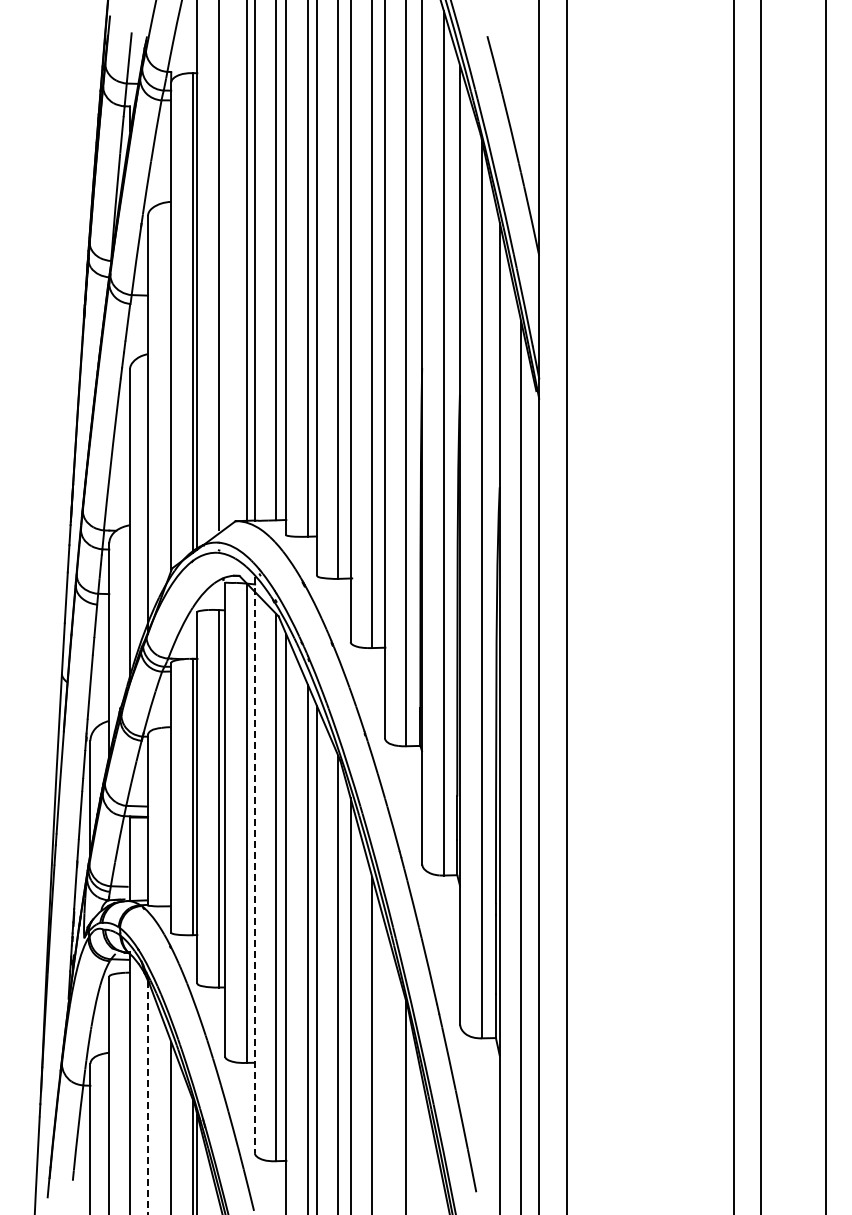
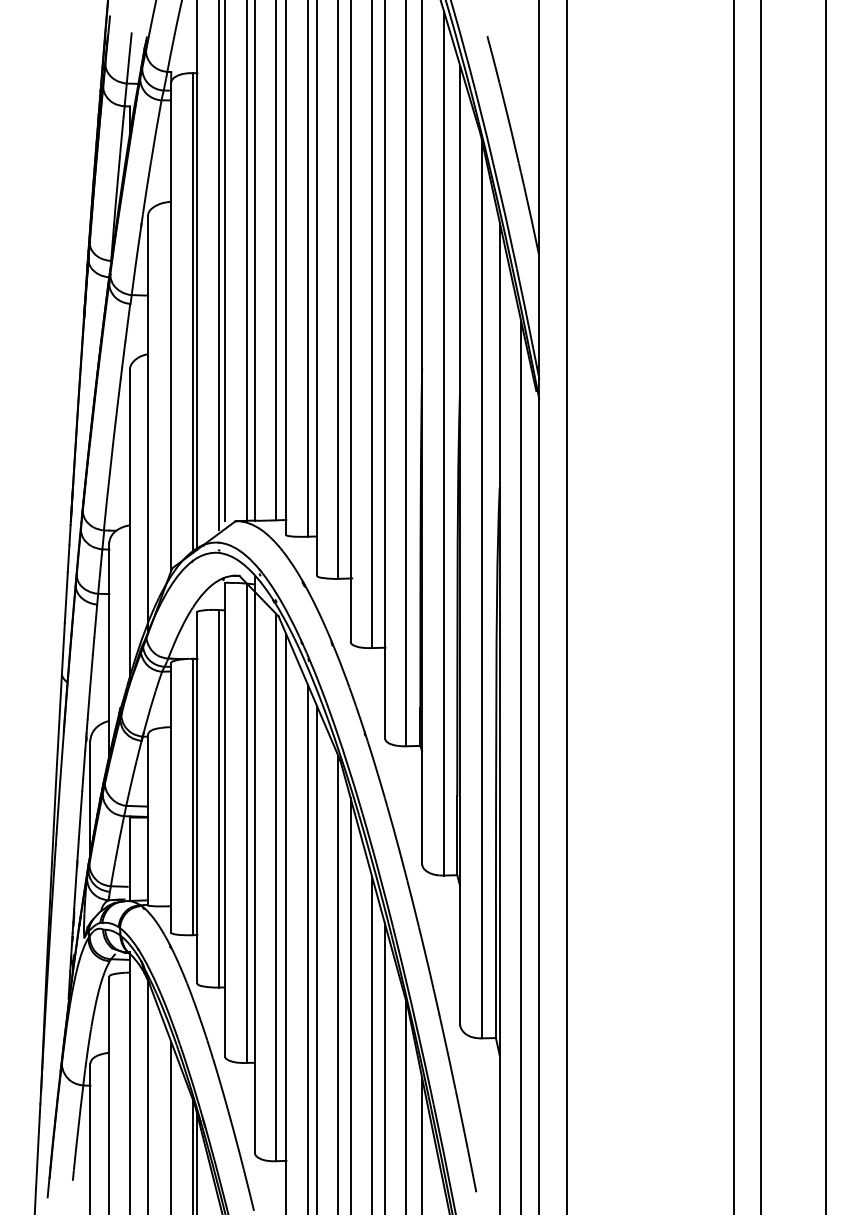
line: none -> present (225, 261)
line: dashed -> solid (254, 865)
line: none -> present (384, 1067)
line: dashed -> solid (148, 1097)
line: none -> present (422, 1144)
